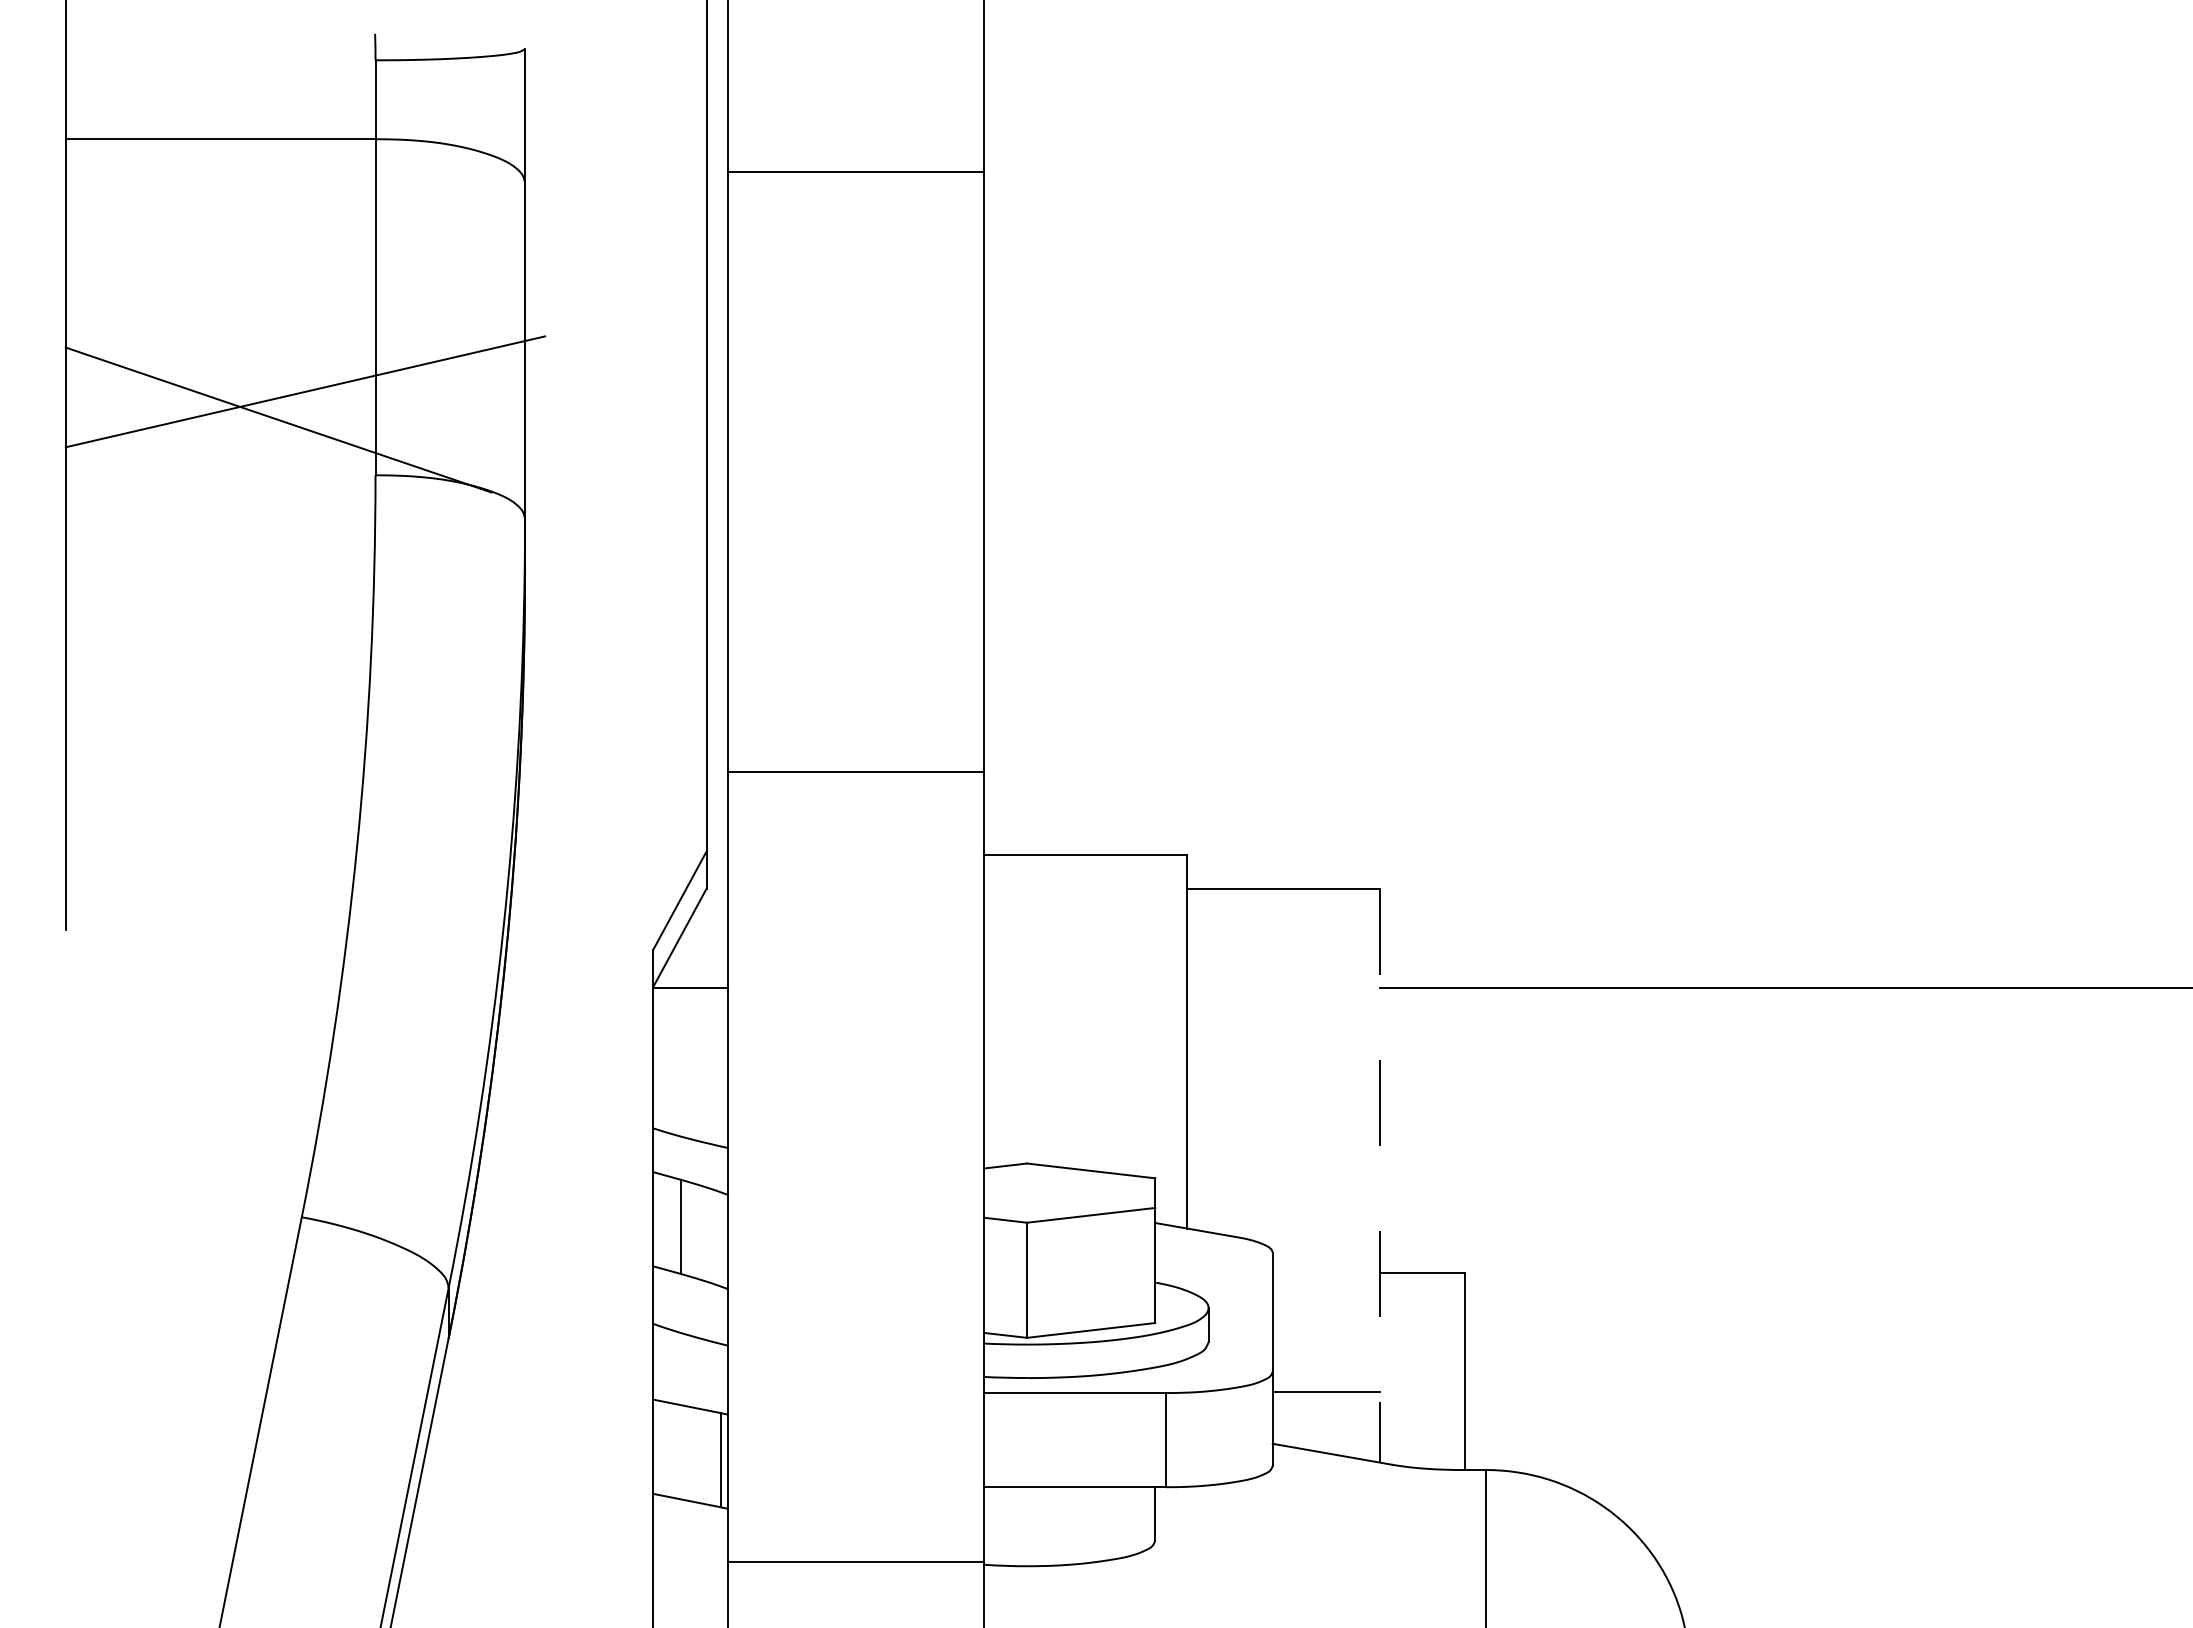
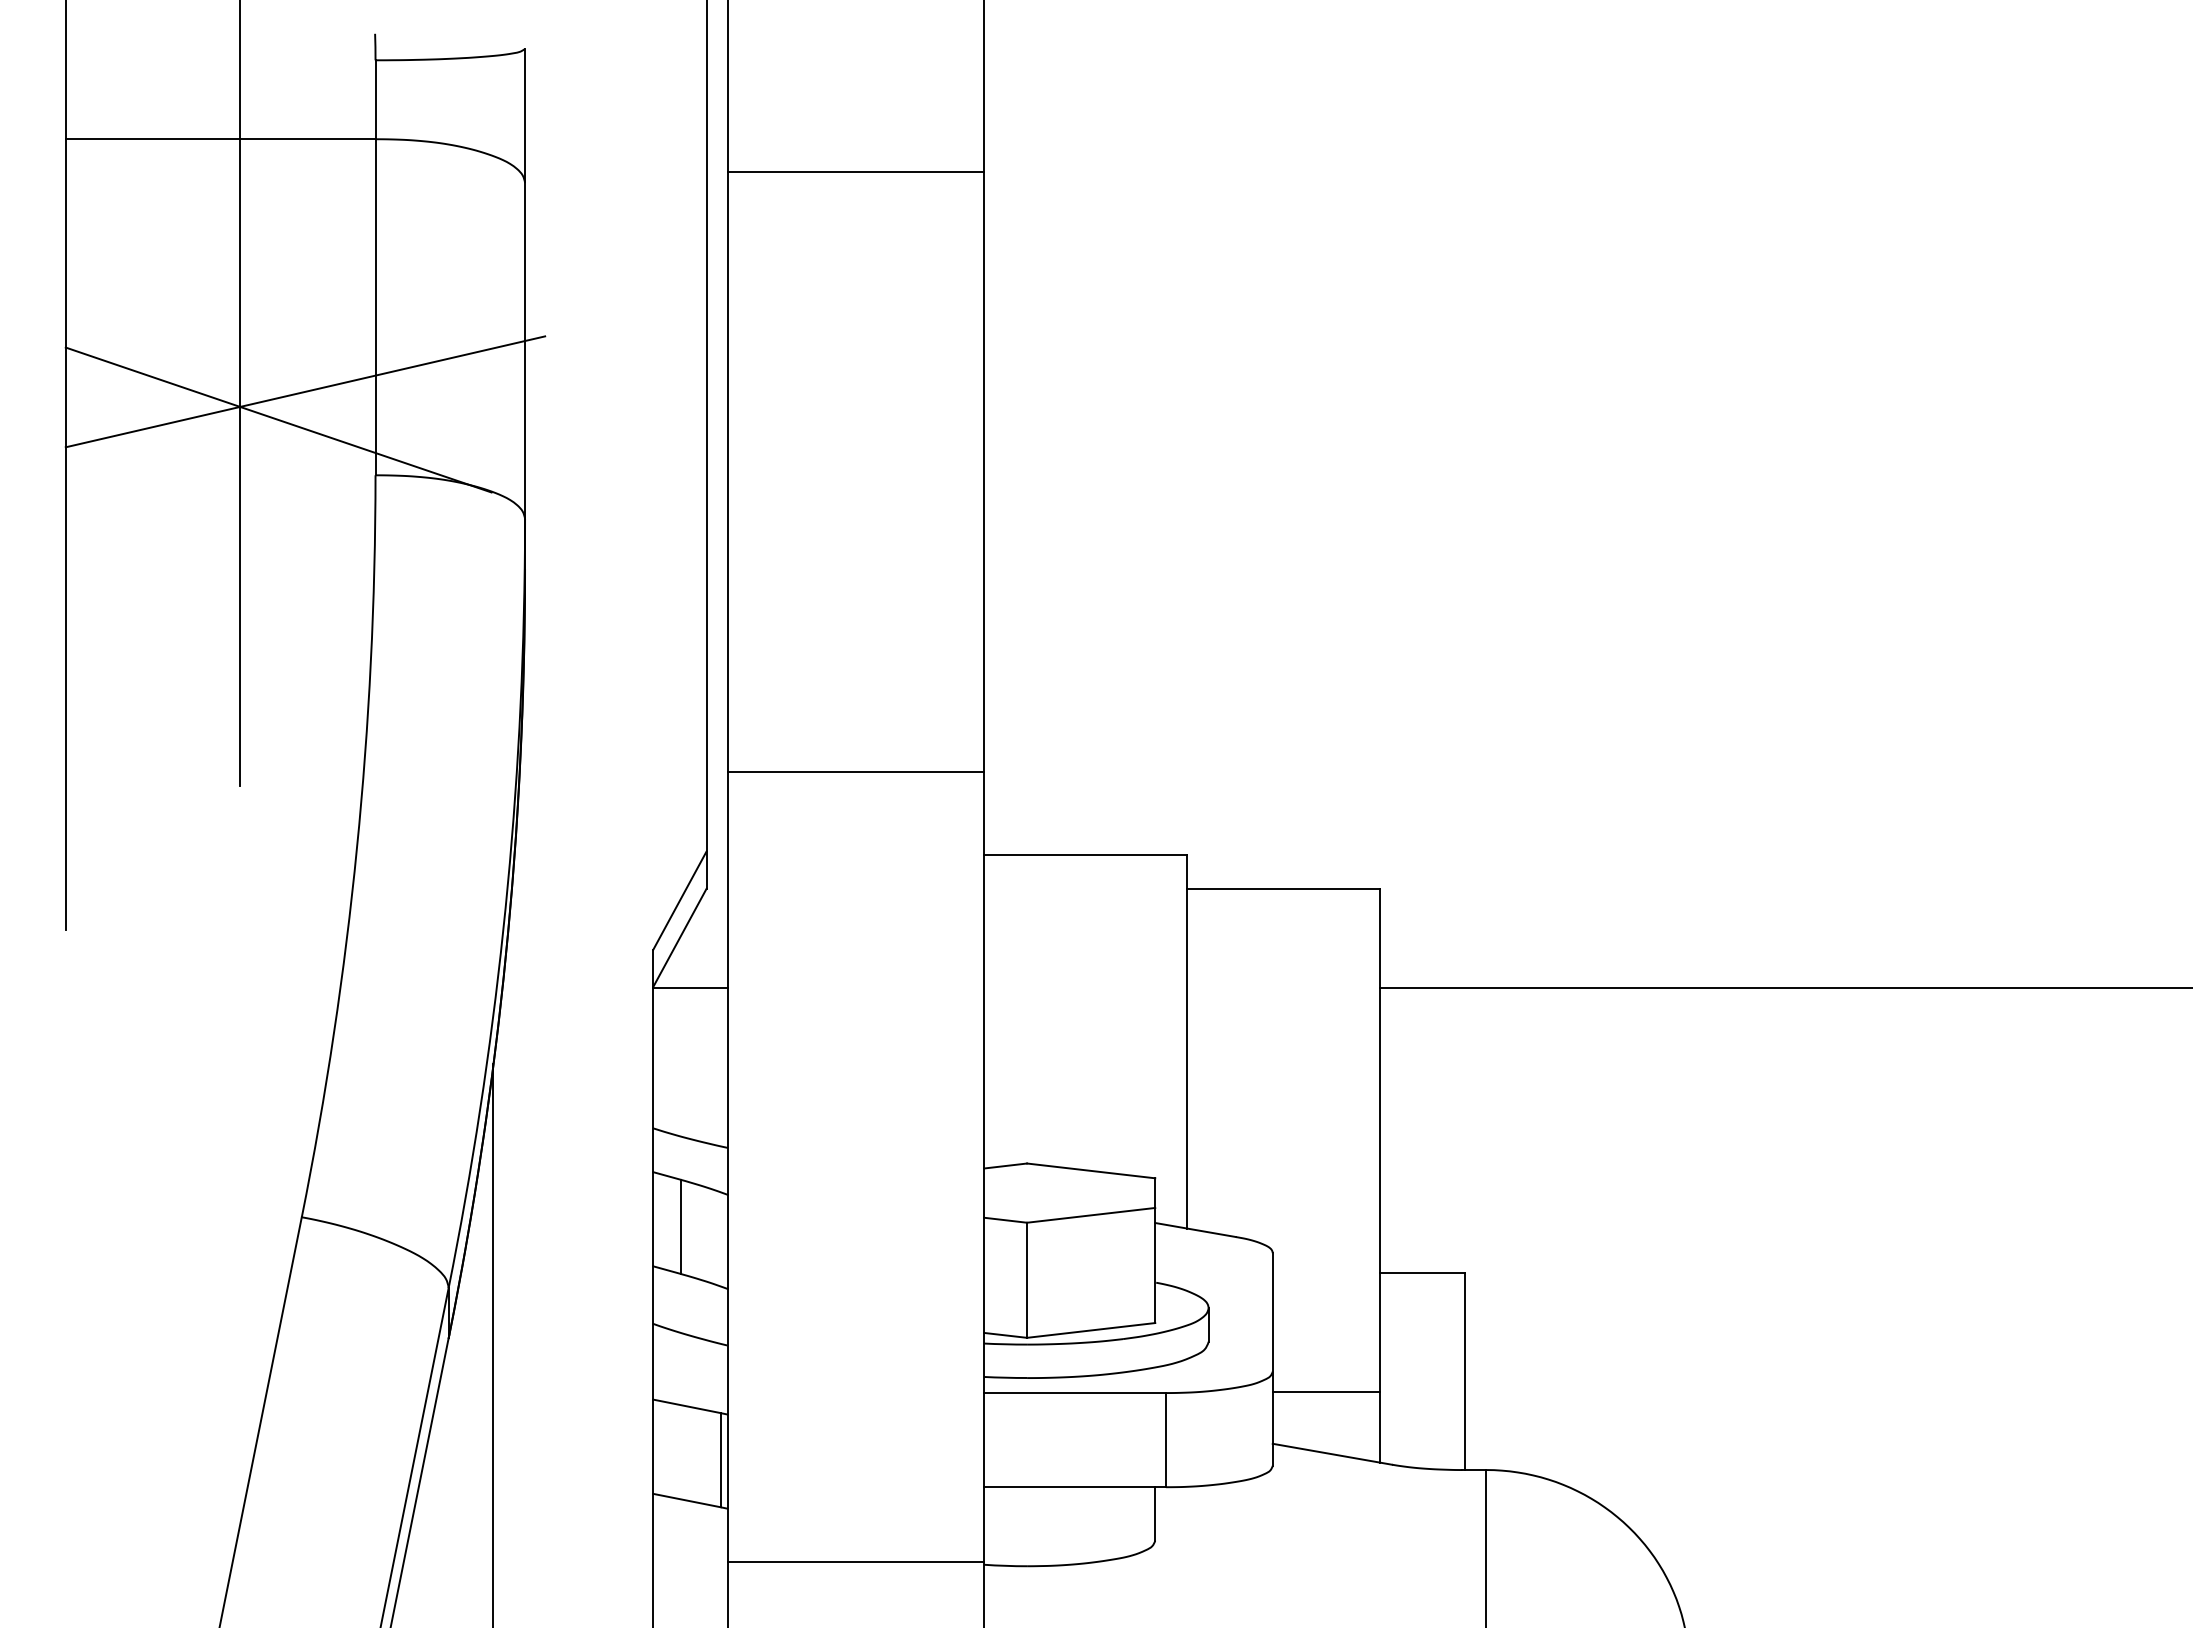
line: none -> present (240, 394)
line: dashed -> solid (1379, 1175)
line: none -> present (493, 1343)
